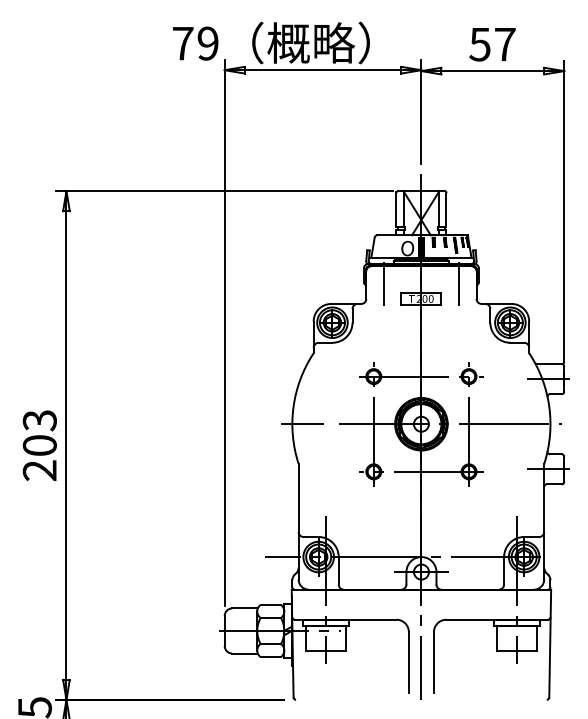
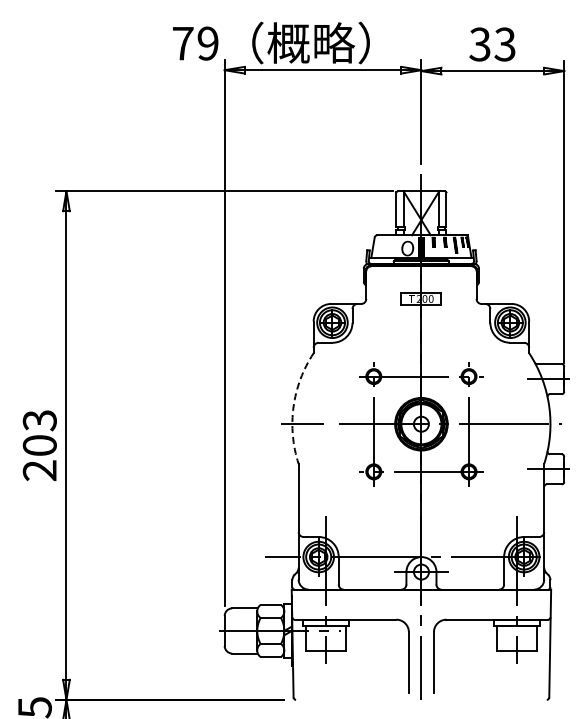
text: 57 -> 33 (492, 44)
line: present -> none (383, 283)
line: present -> none (459, 283)
arc: solid -> dashed (293, 406)
